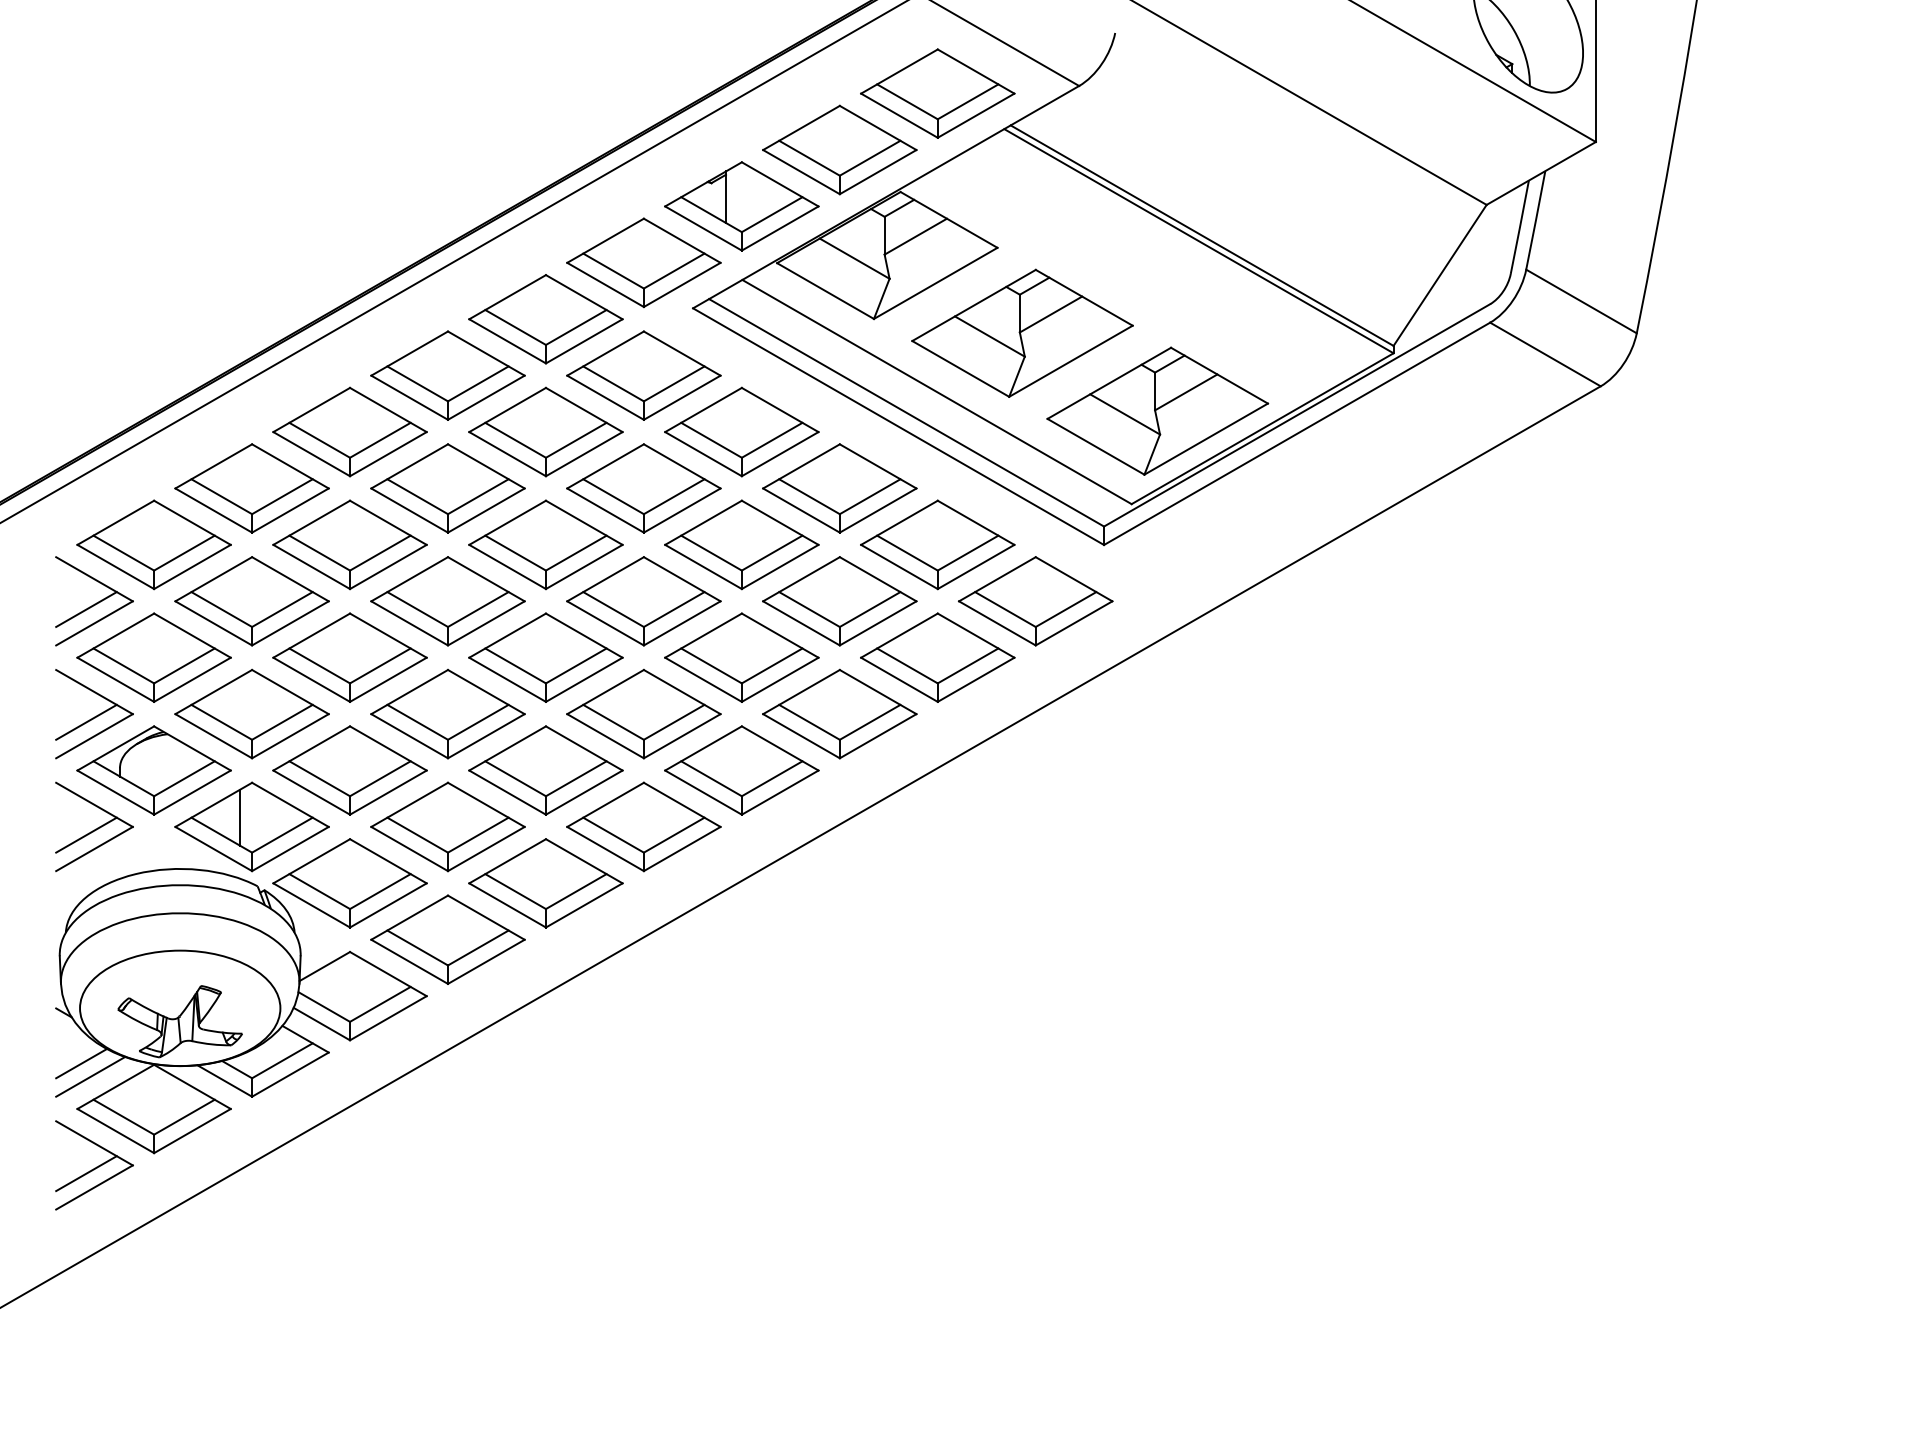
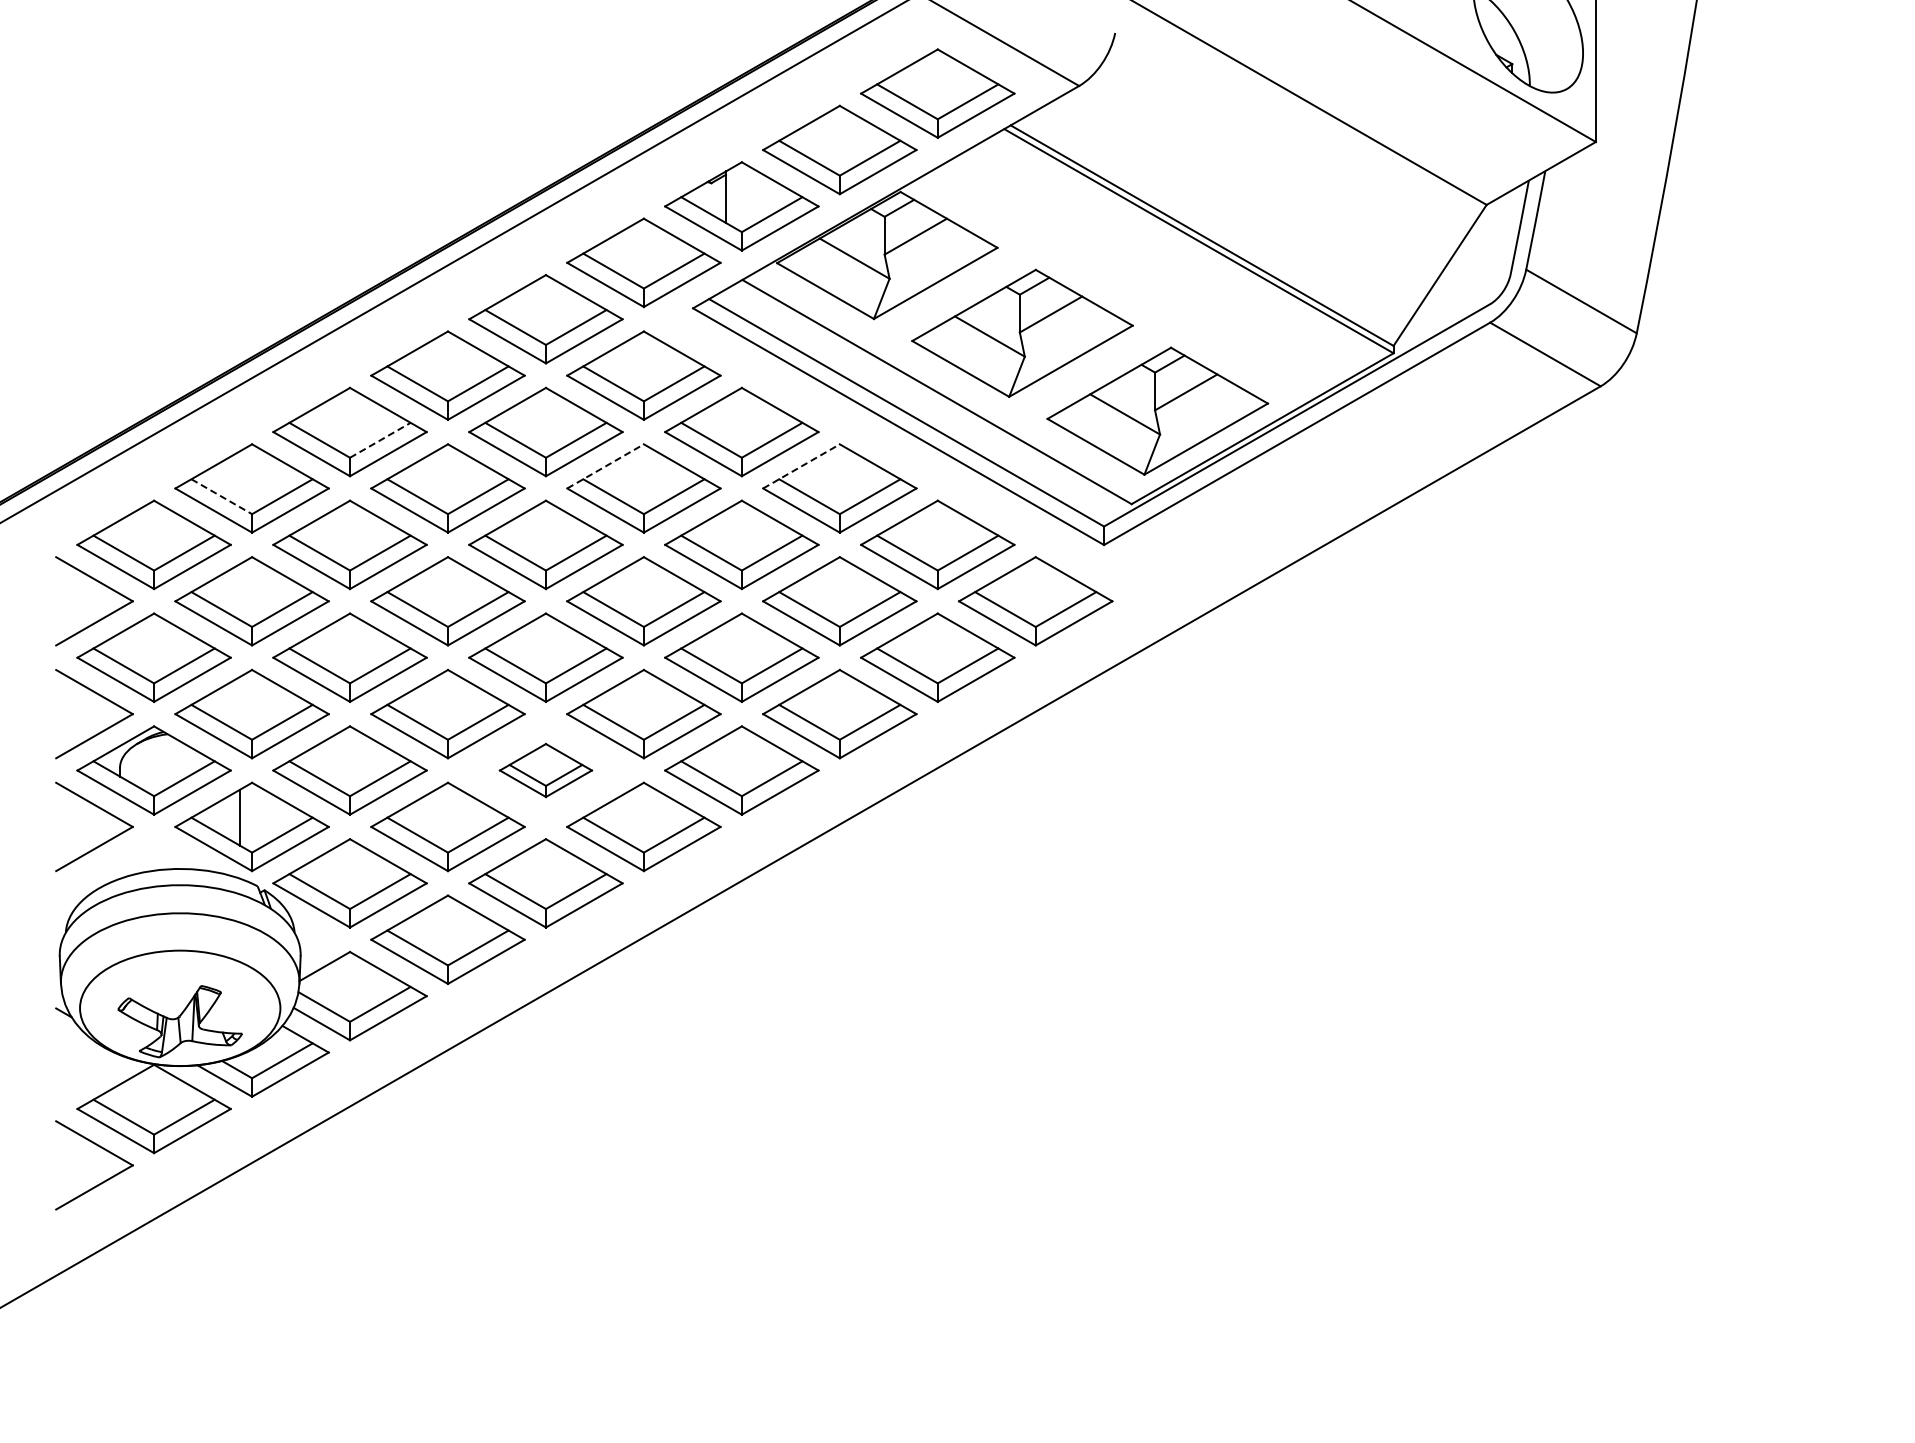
line: solid -> dashed (380, 440)
line: solid -> dashed (606, 466)
line: solid -> dashed (801, 466)
line: solid -> dashed (221, 496)
line: present -> none (86, 609)
line: present -> none (86, 721)
part size: 156x91 px -> 96x56 px (545, 770)
line: present -> none (86, 834)
line: present -> none (81, 1063)
line: present -> none (90, 1076)
line: present -> none (86, 1173)
